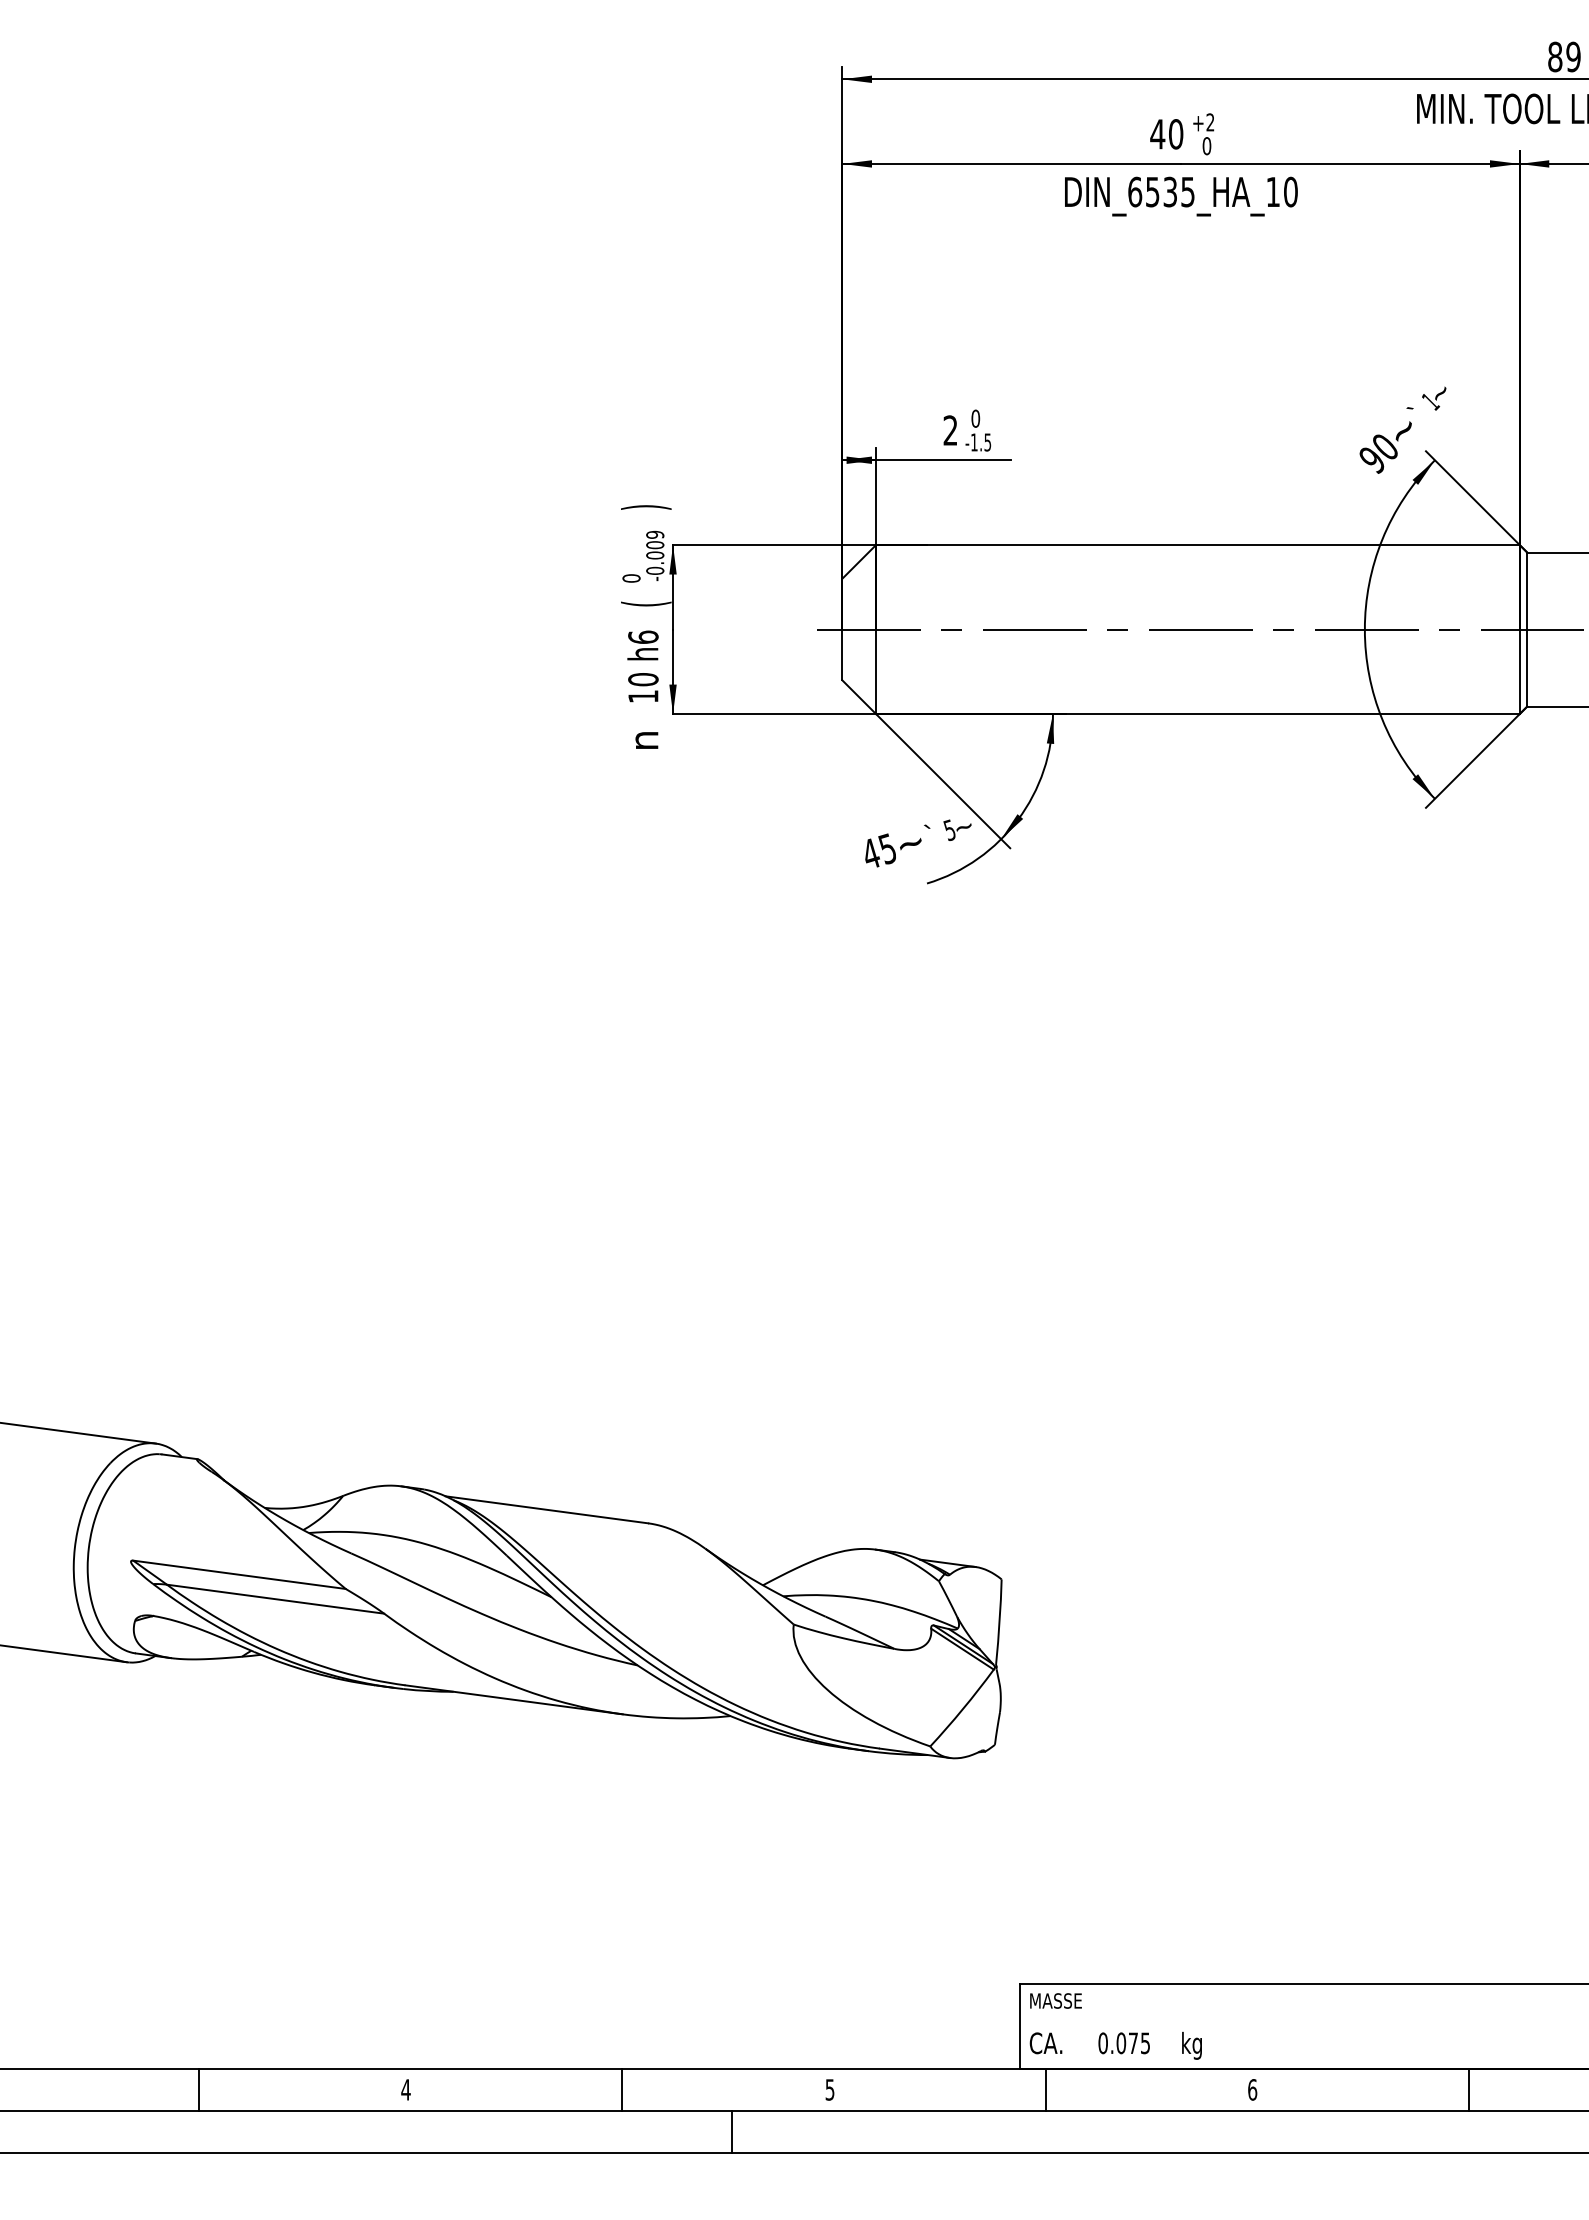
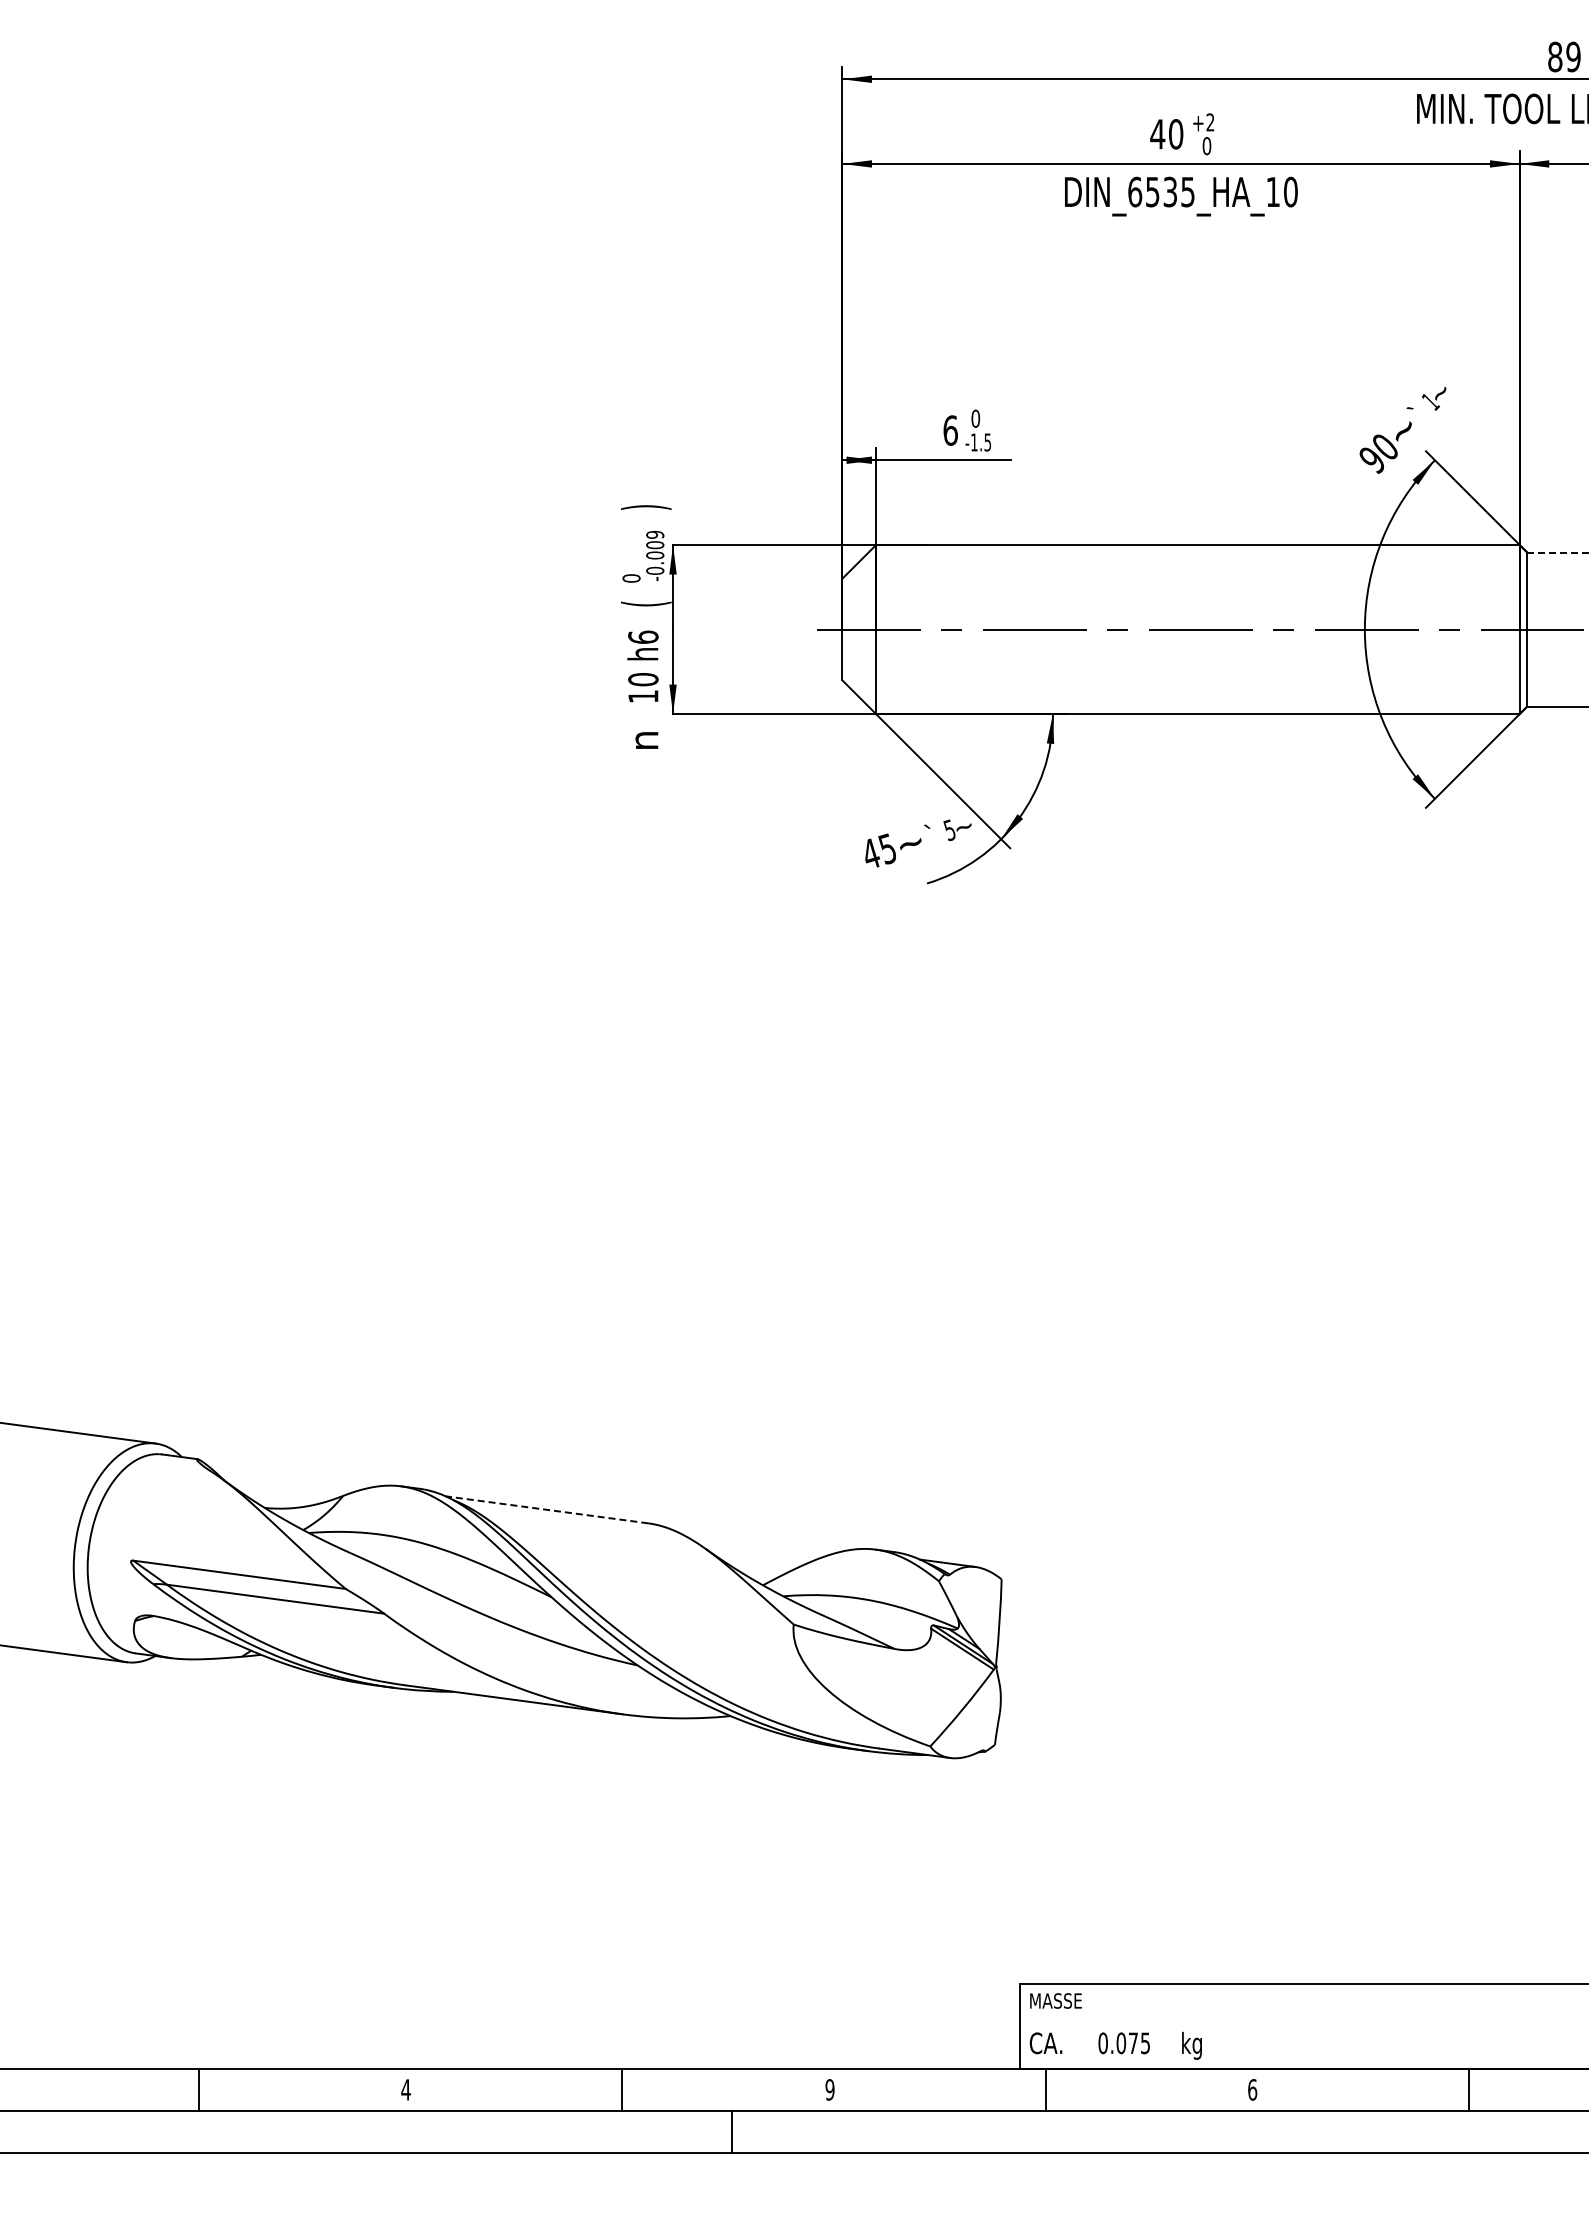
text: 2 -> 6 (950, 430)
line: solid -> dashed (1558, 552)
line: solid -> dashed (546, 1509)
text: 5 -> 9 (829, 2089)
